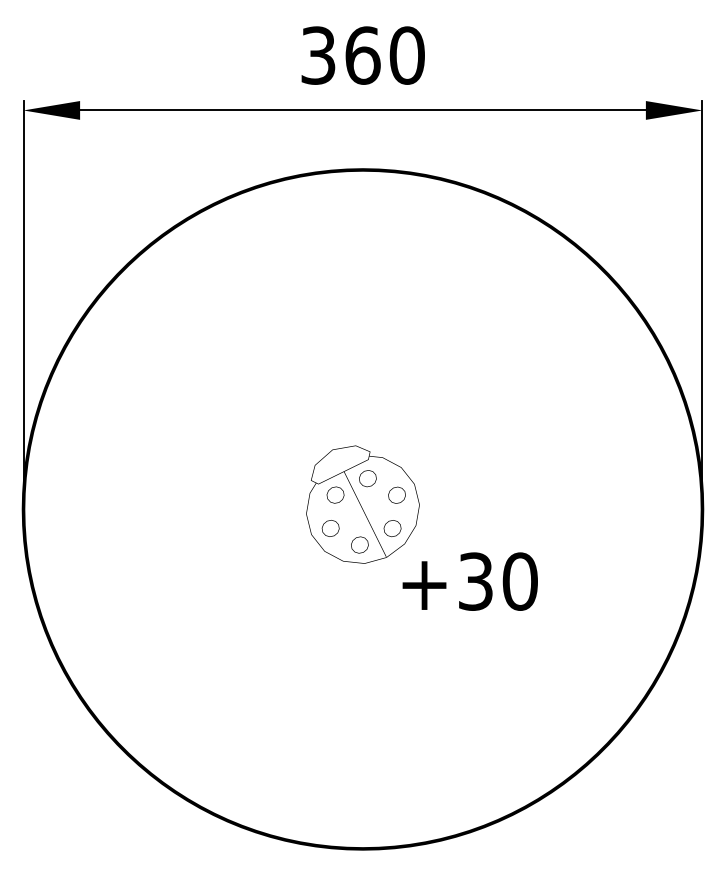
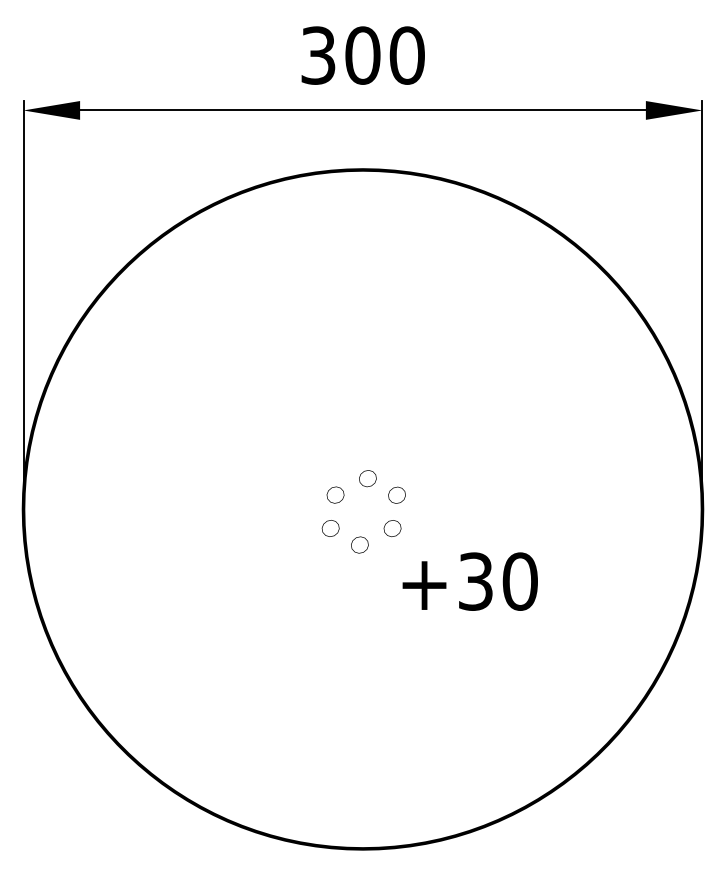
text: 360 -> 300 (362, 55)
part: present -> none (362, 504)
